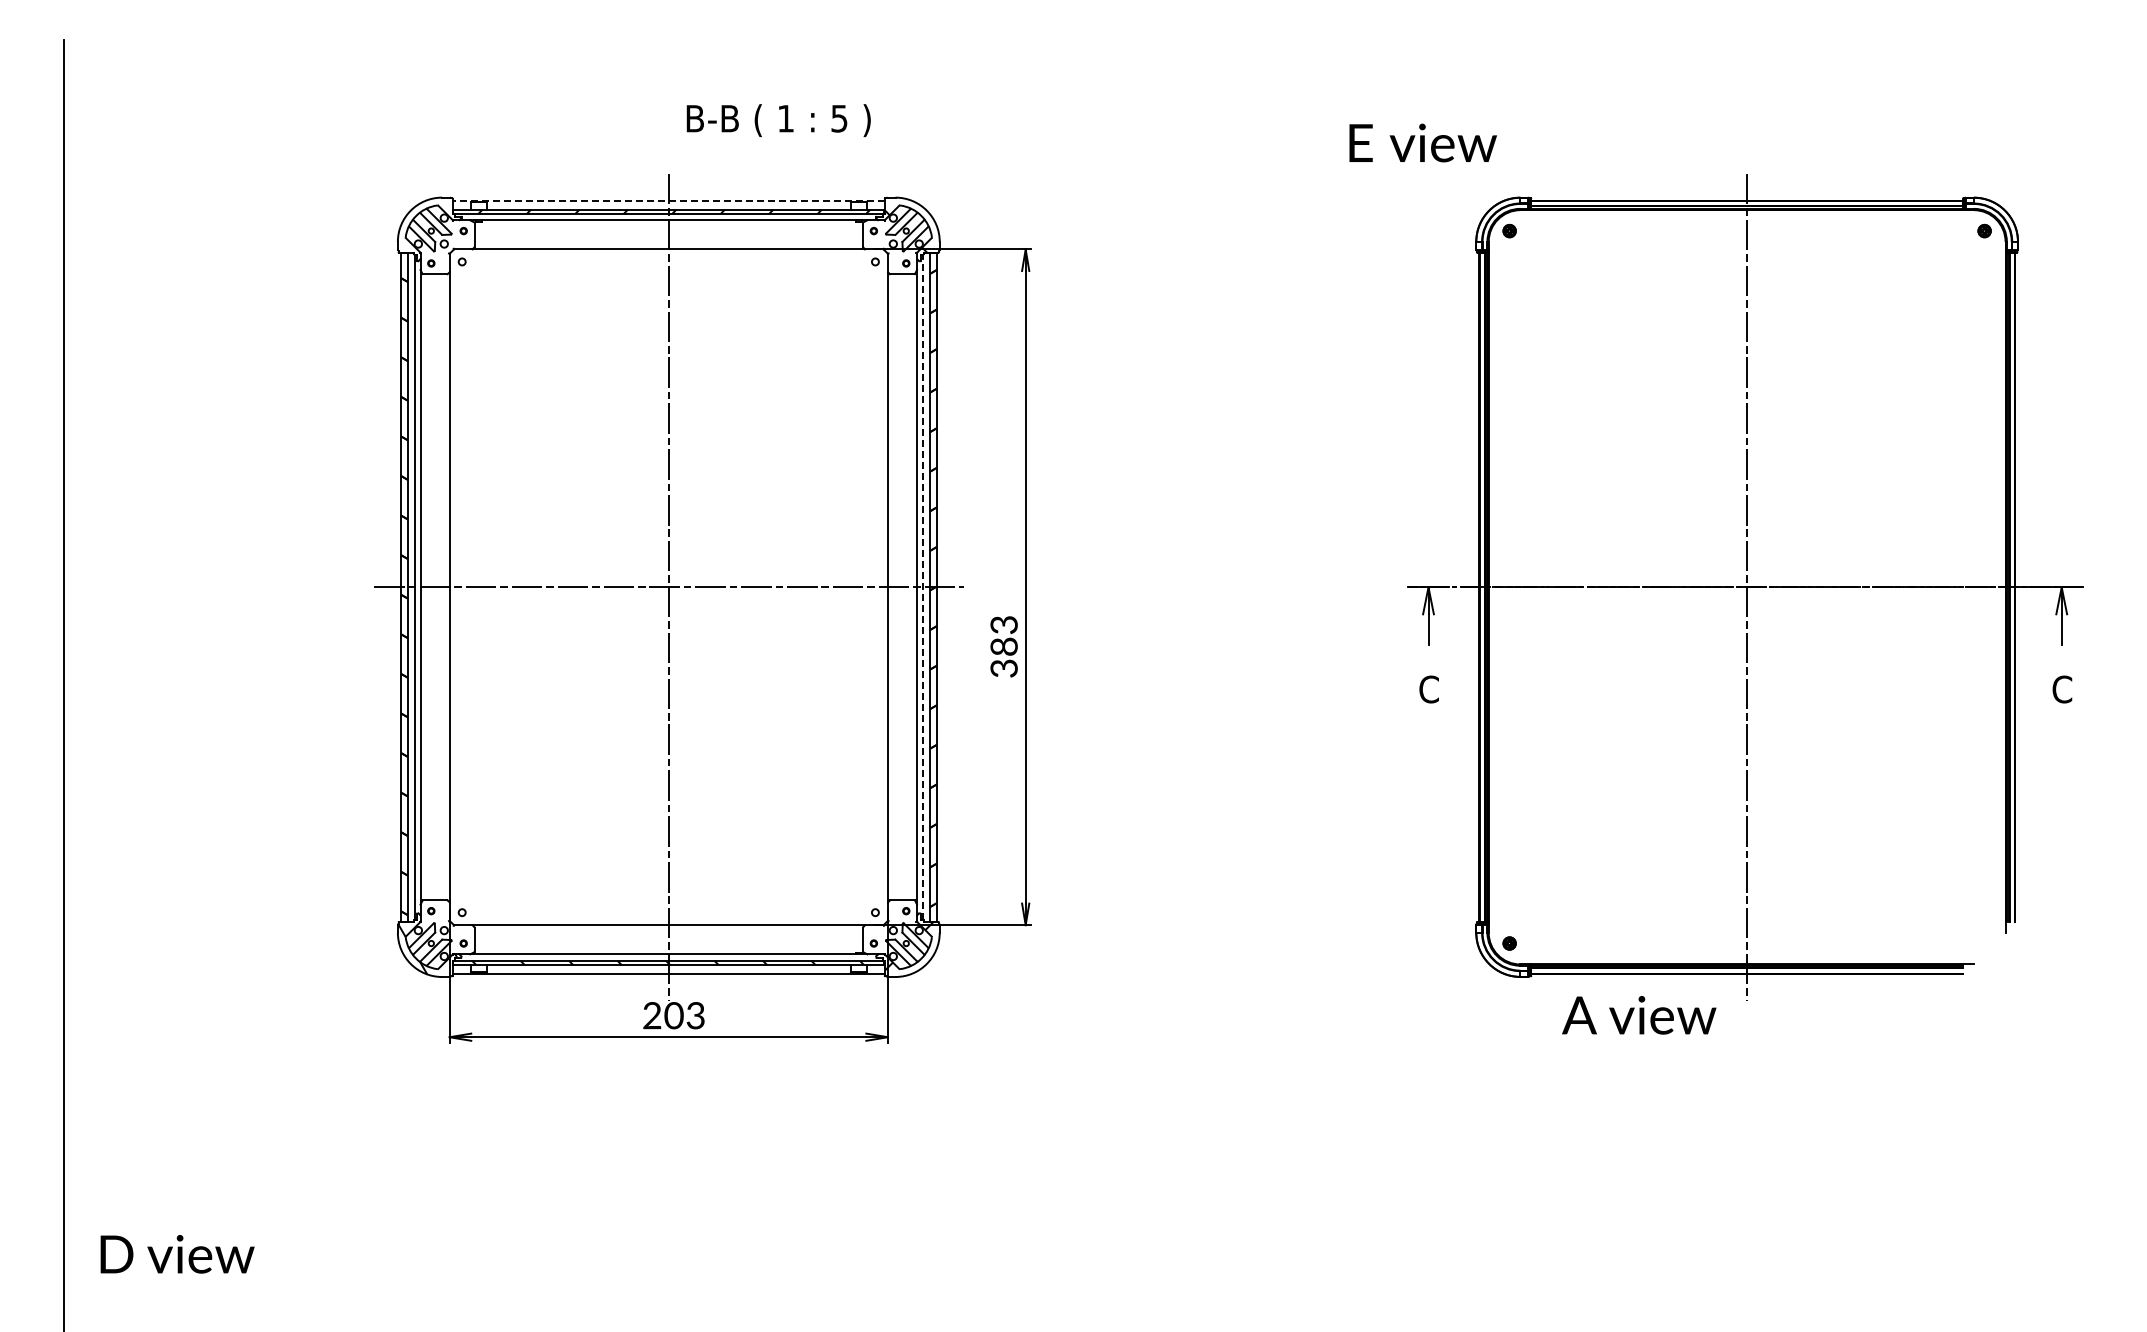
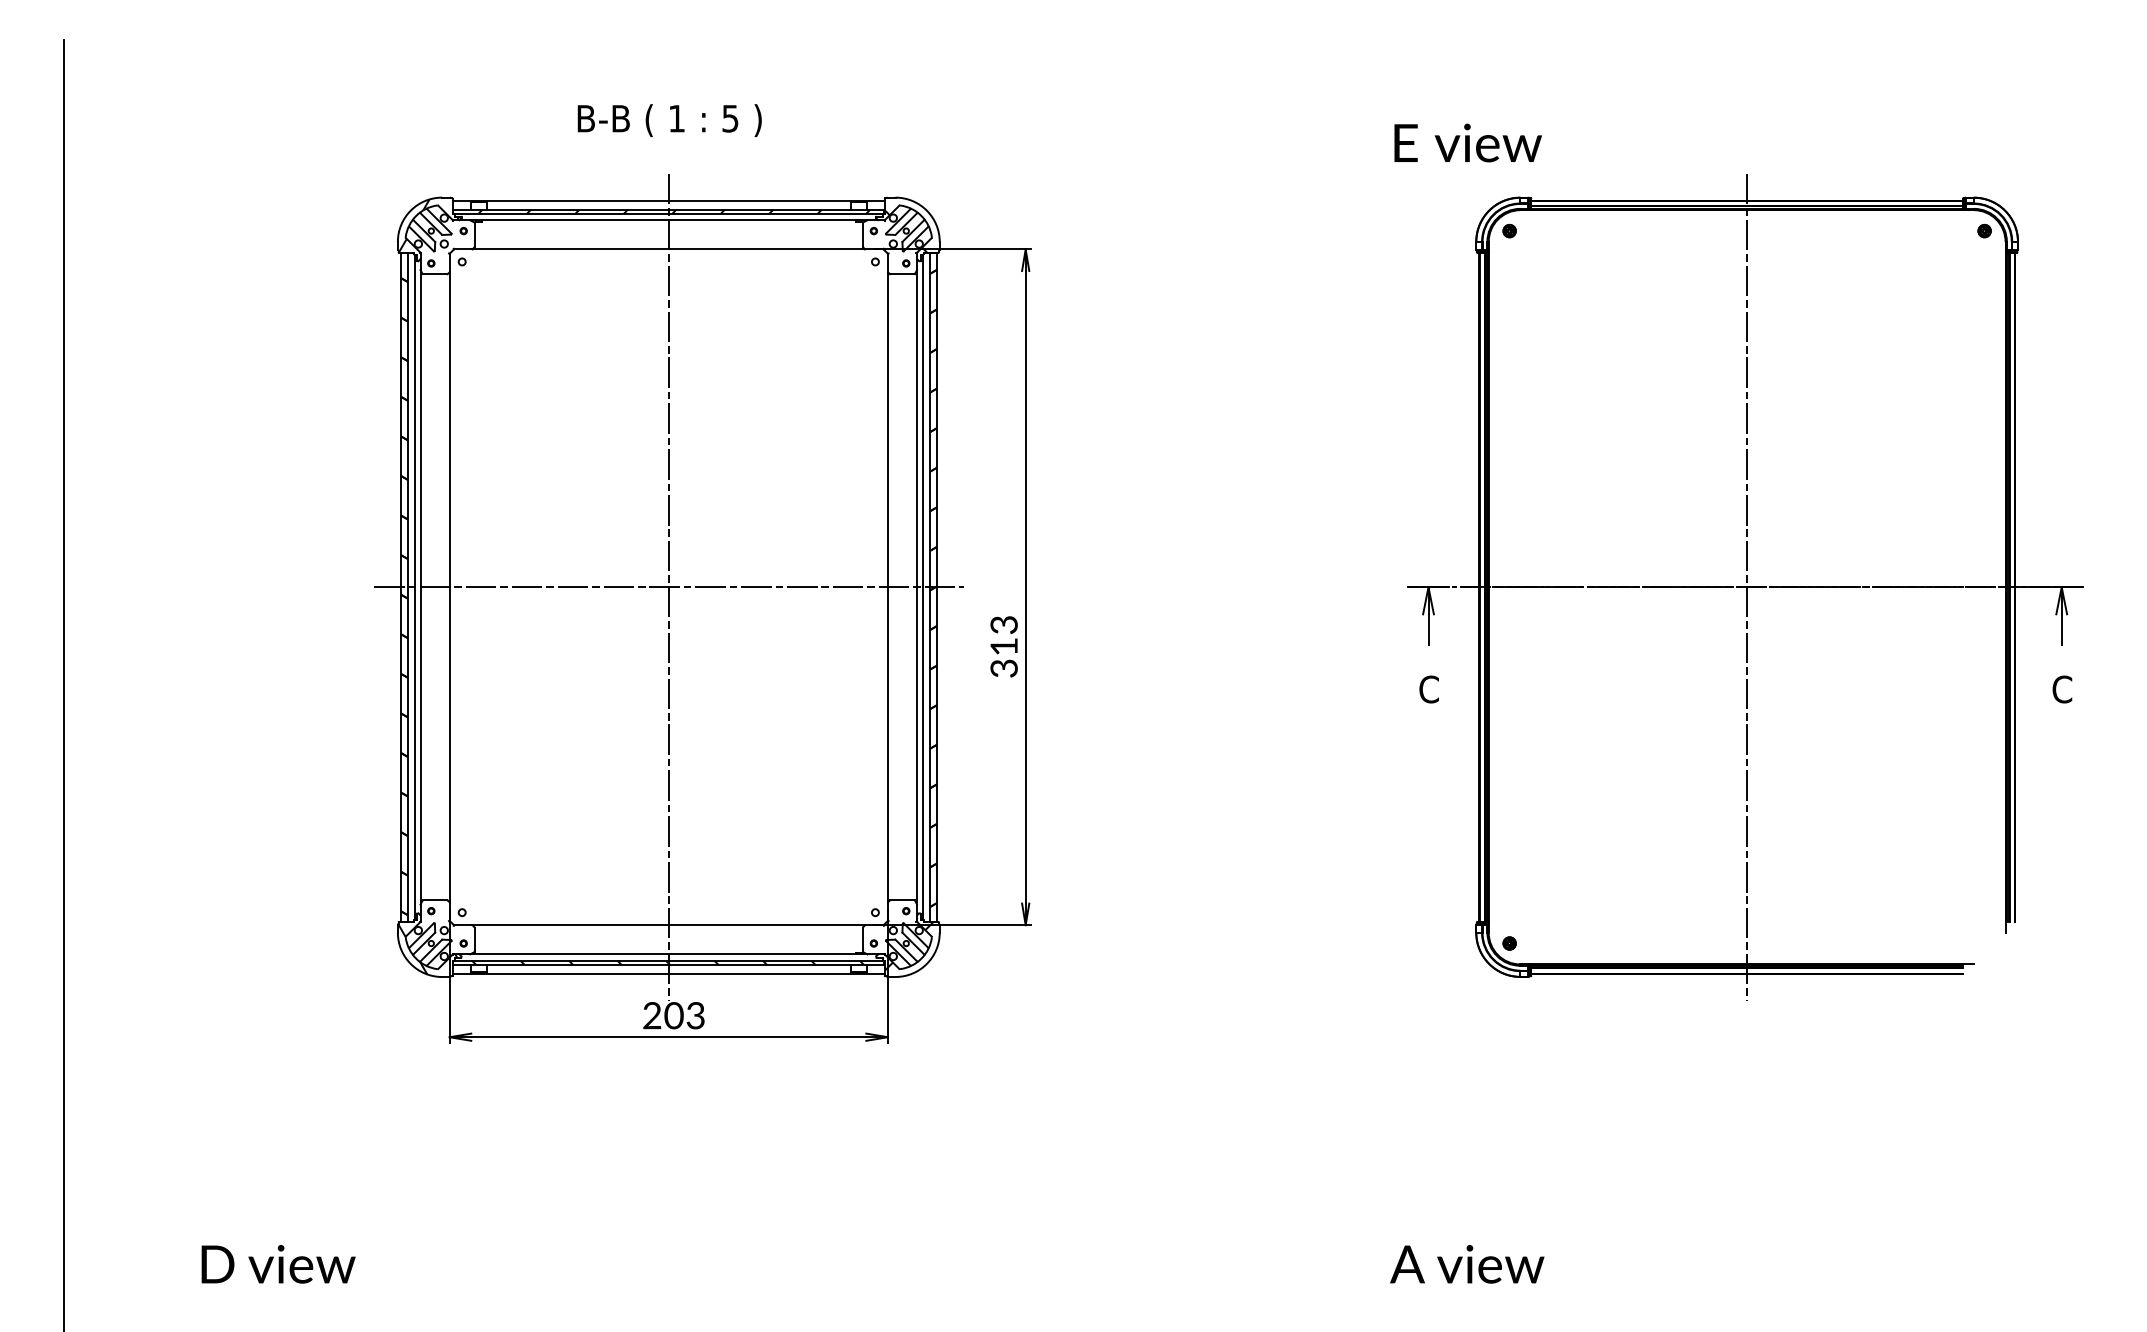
text position: (778, 120) -> (669, 120) (669, 120)
text position: (1422, 142) -> (1467, 142) (1467, 142)
line: dashed -> solid (668, 200)
hatch: none -> present (428, 225)
line: dashed -> solid (922, 586)
text: 383 -> 313 (1003, 646)
text position: (1639, 1015) -> (1467, 1264) (1467, 1264)
text position: (177, 1254) -> (278, 1264) (278, 1264)
